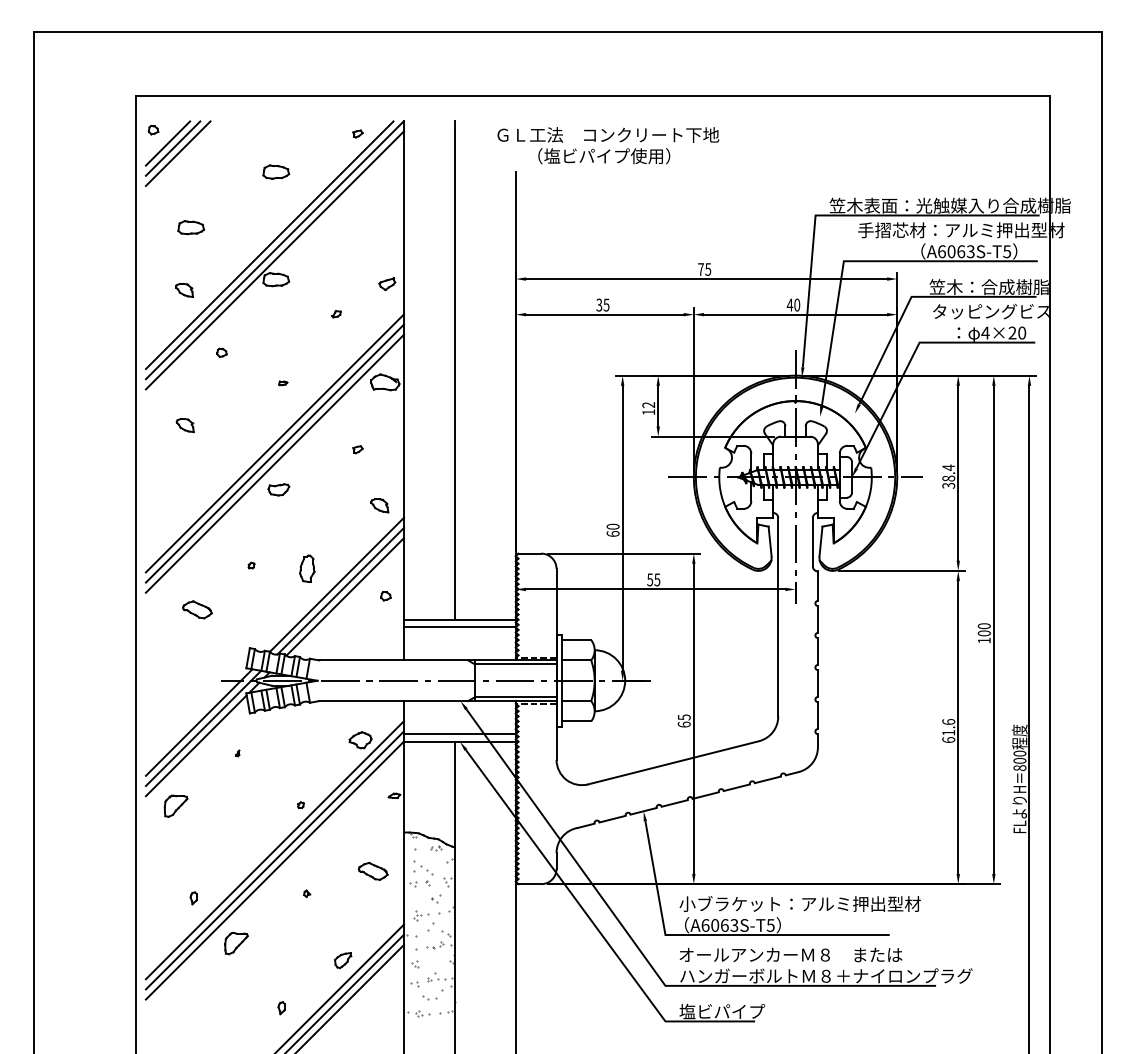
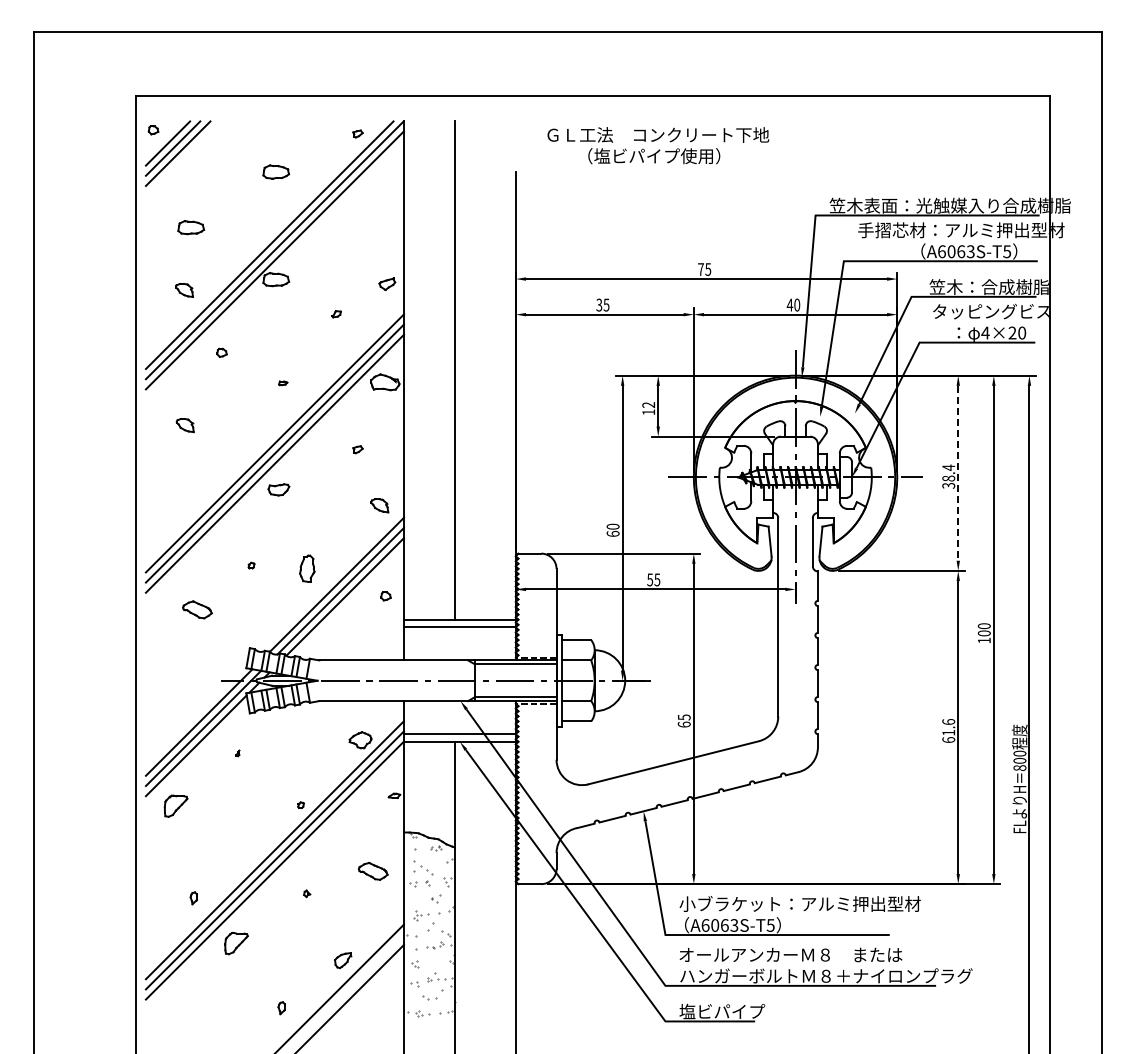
text position: (608, 145) -> (658, 145) (658, 145)
line: solid -> dashed (958, 473)
line: present -> none (345, 992)
